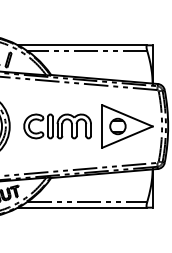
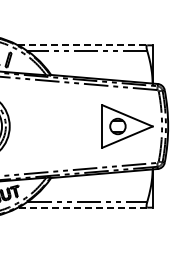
line: solid -> dashed (82, 45)
part: present -> none (57, 126)
line: solid -> dashed (82, 207)
